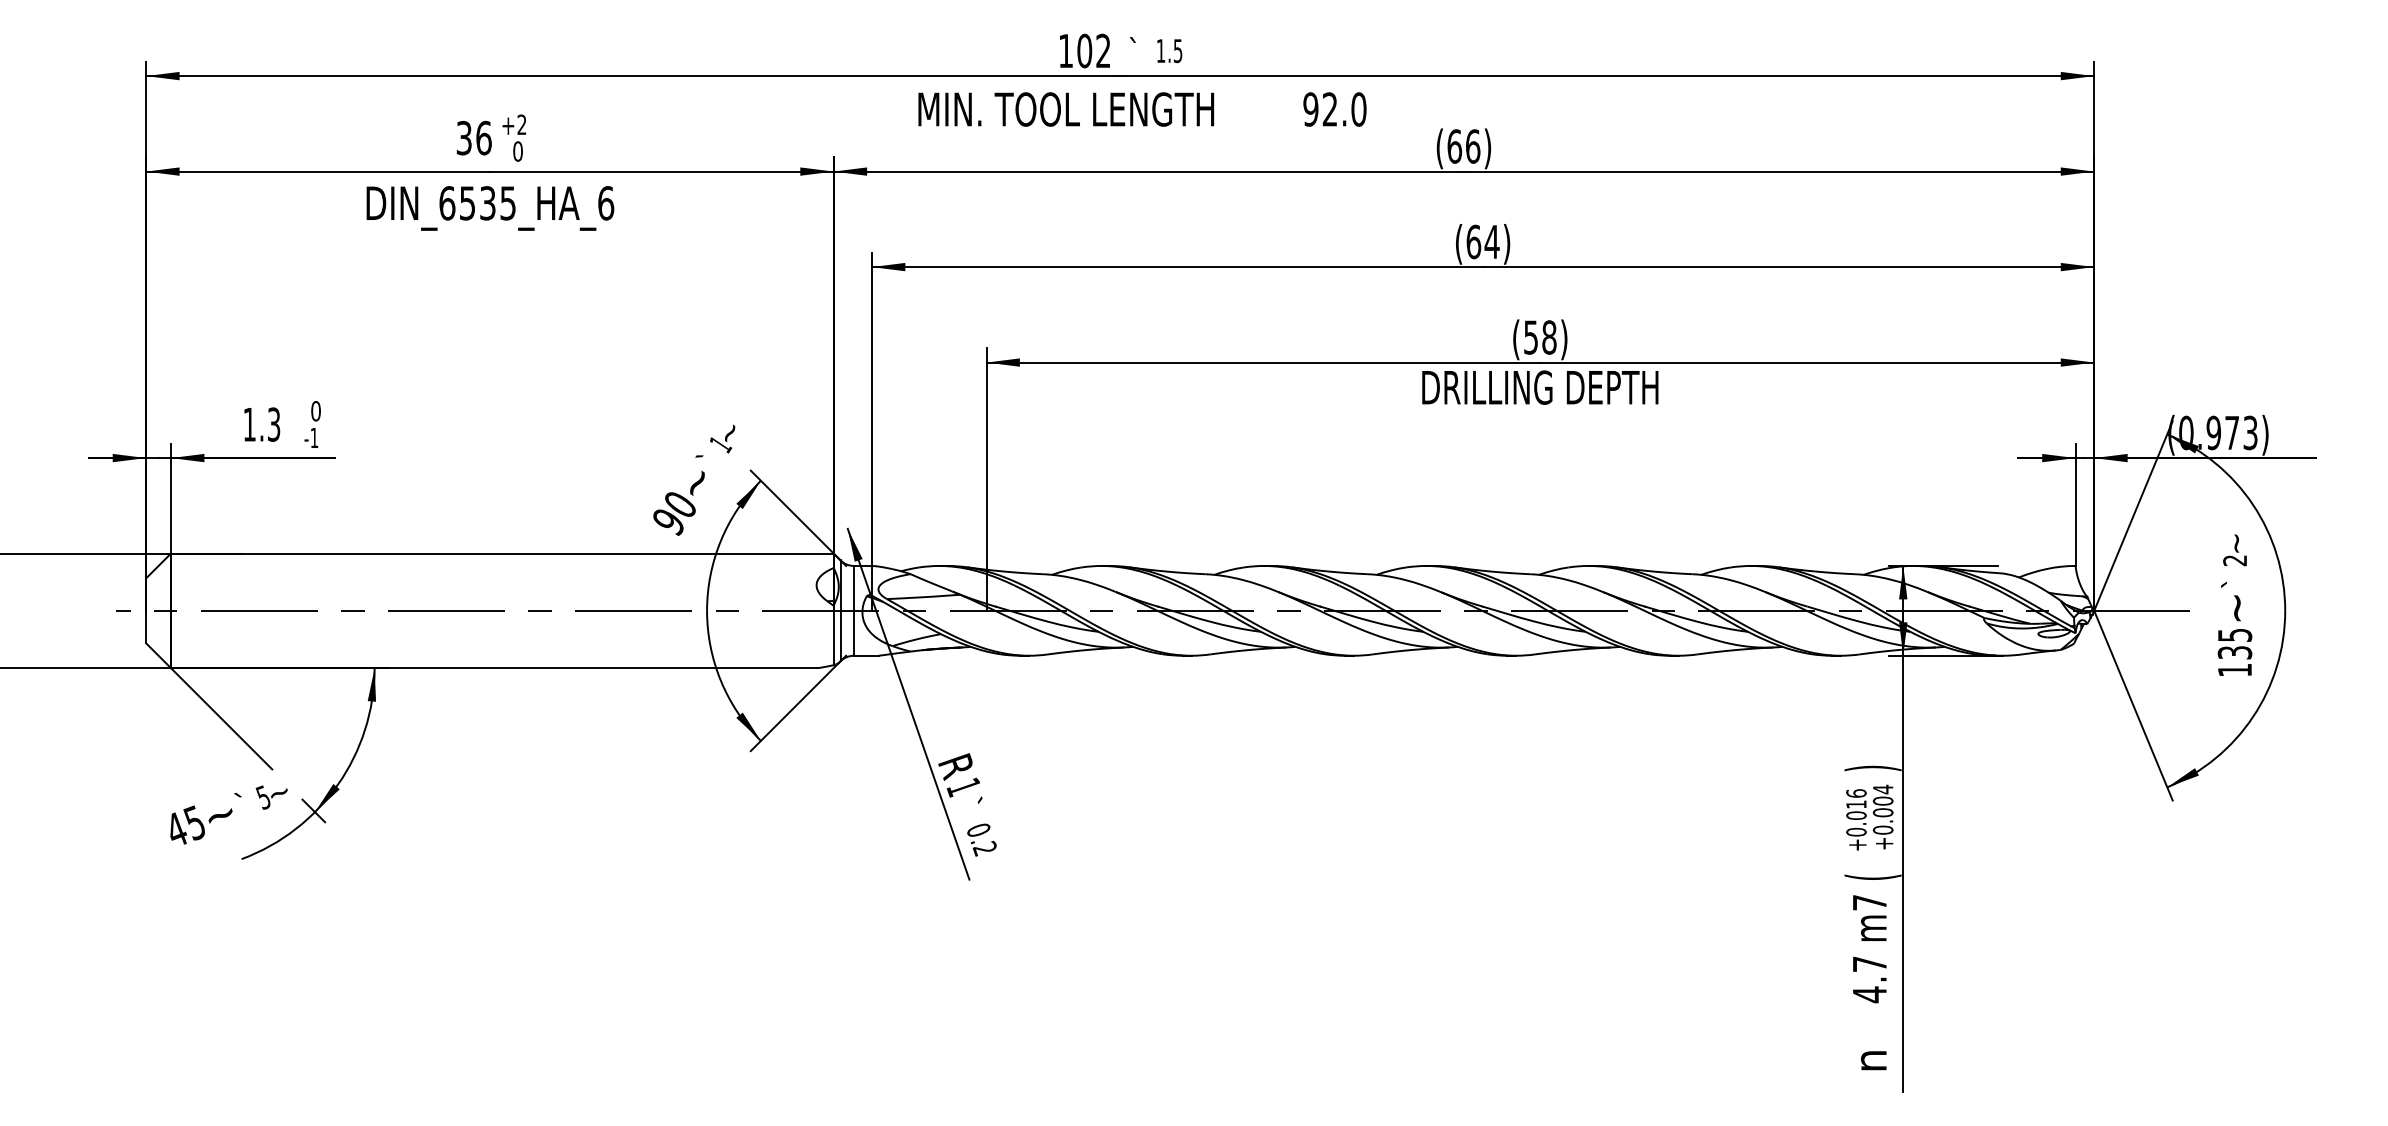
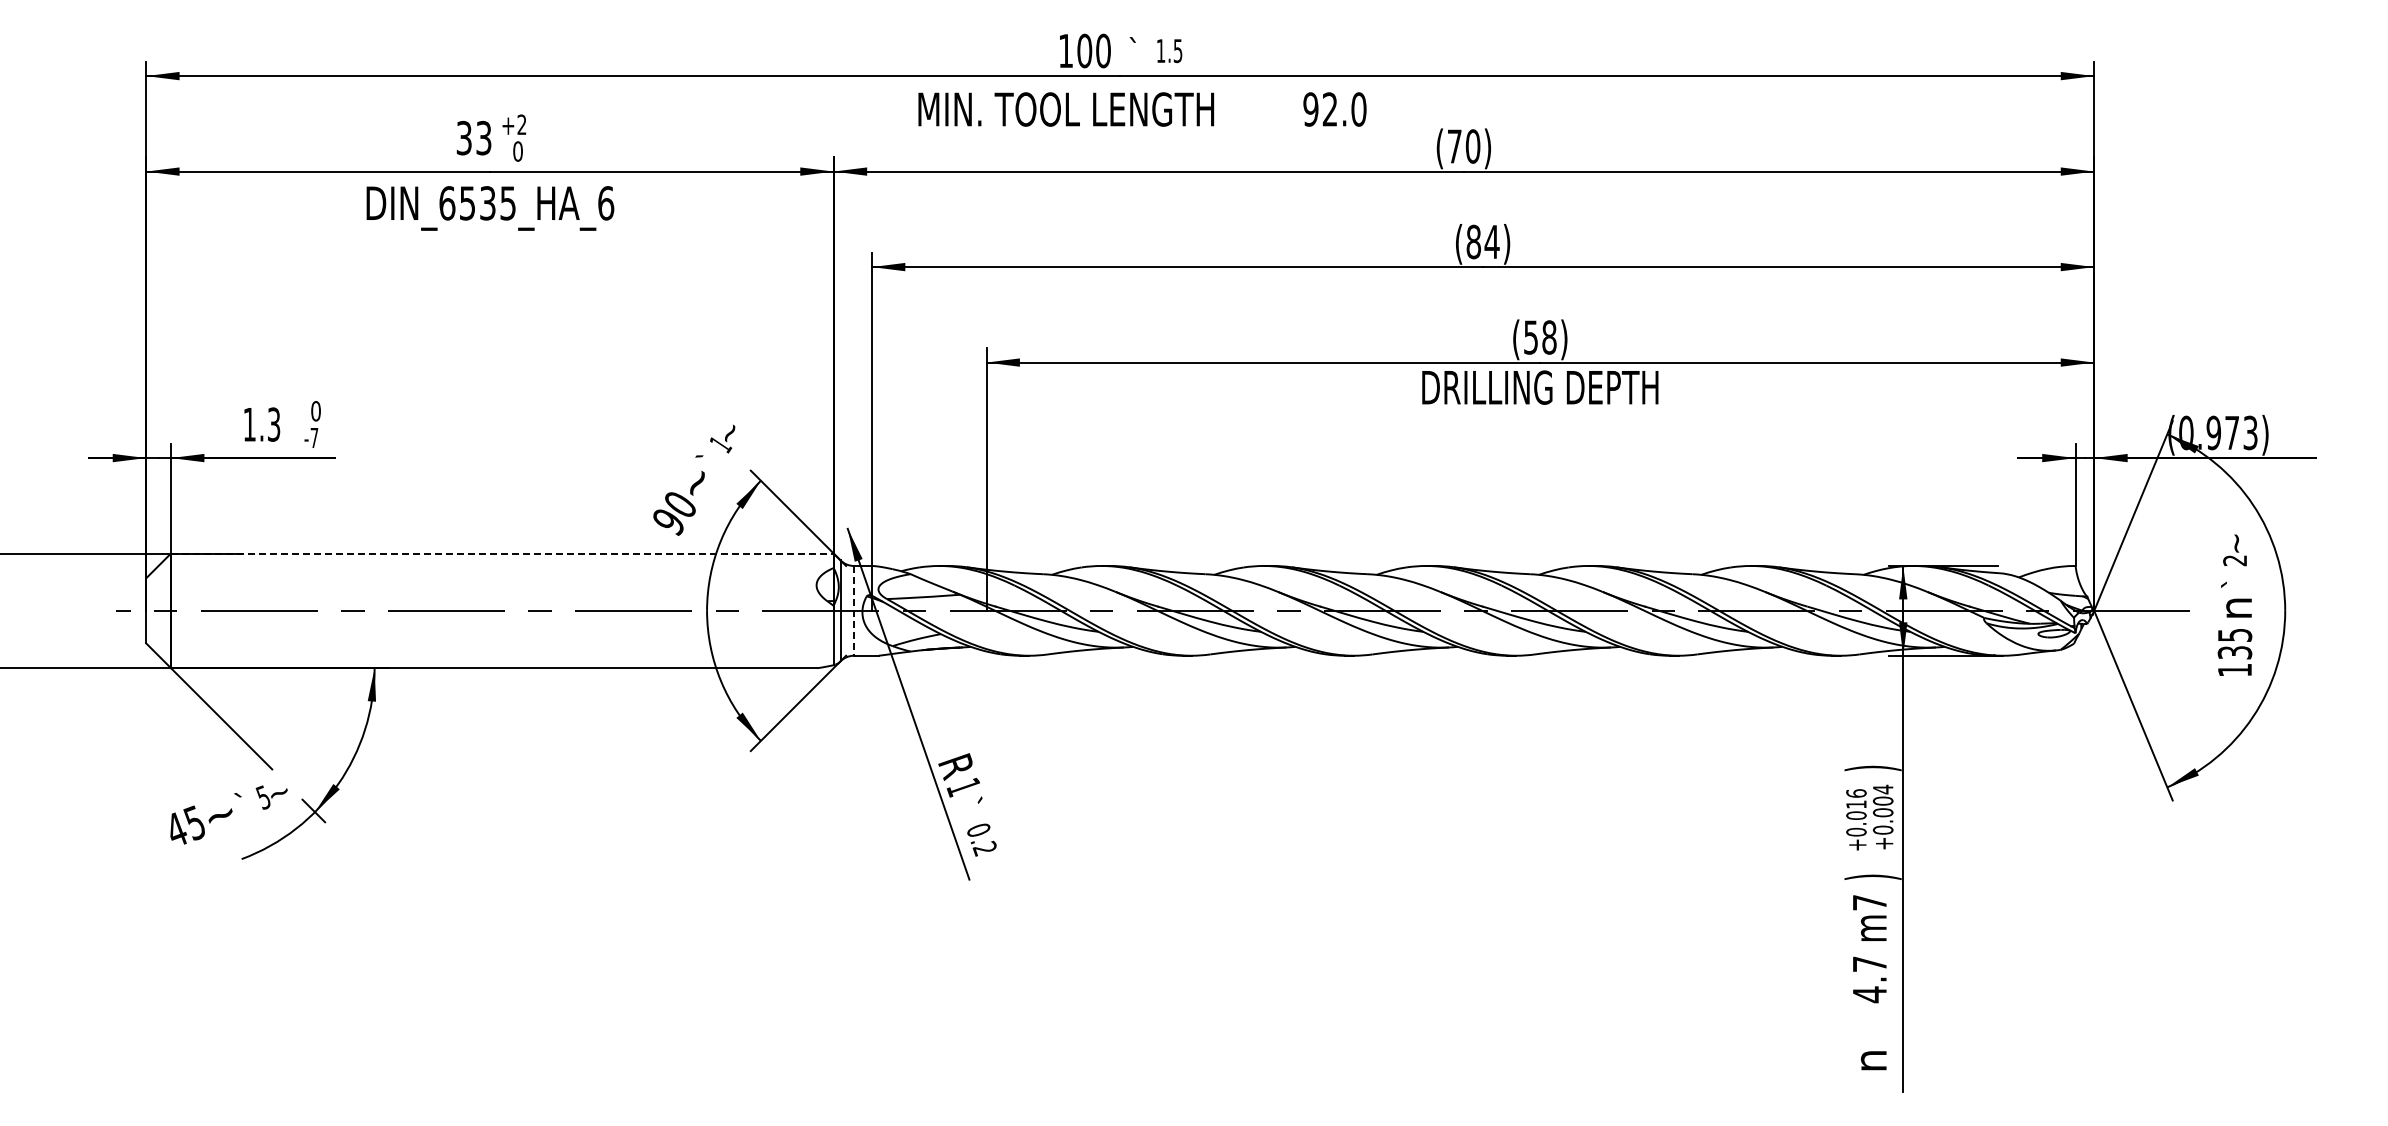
text: 102 -> 100 (1103, 50)
text: 36 -> 33 (483, 137)
text: (66) -> (70) (1463, 146)
text: (64) -> (84) (1473, 241)
text: -1 -> -7 (314, 437)
line: solid -> dashed (502, 553)
text: ~ -> n (2238, 608)
line: solid -> dashed (854, 610)
text: ( -> ) (1872, 877)
